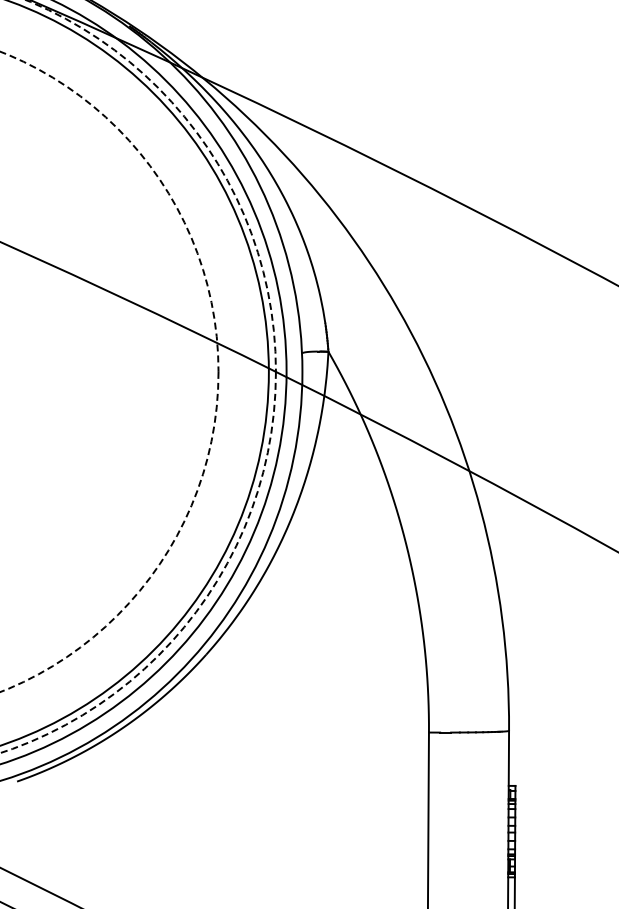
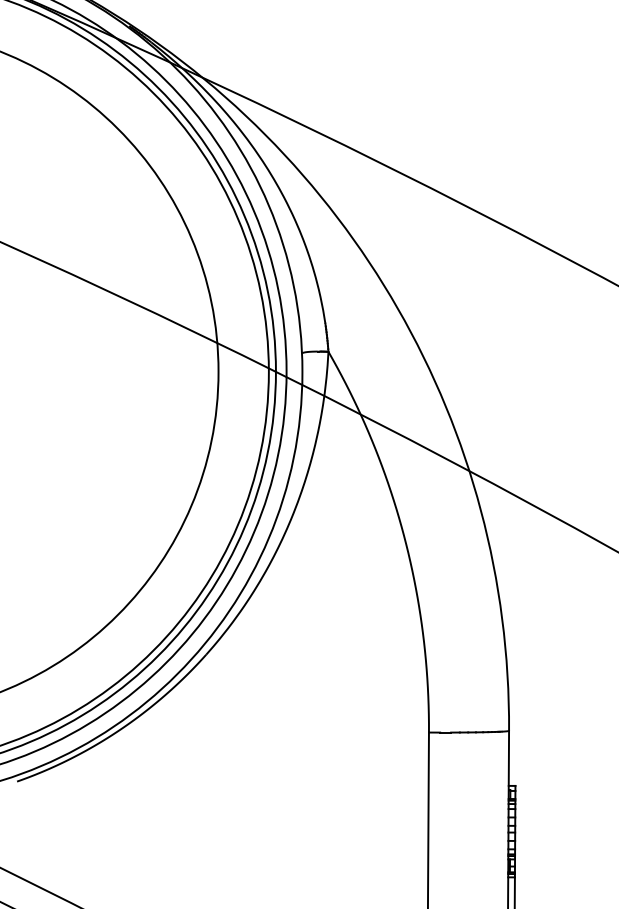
circle: dashed -> solid (109, 371)
circle: dashed -> solid (137, 376)
